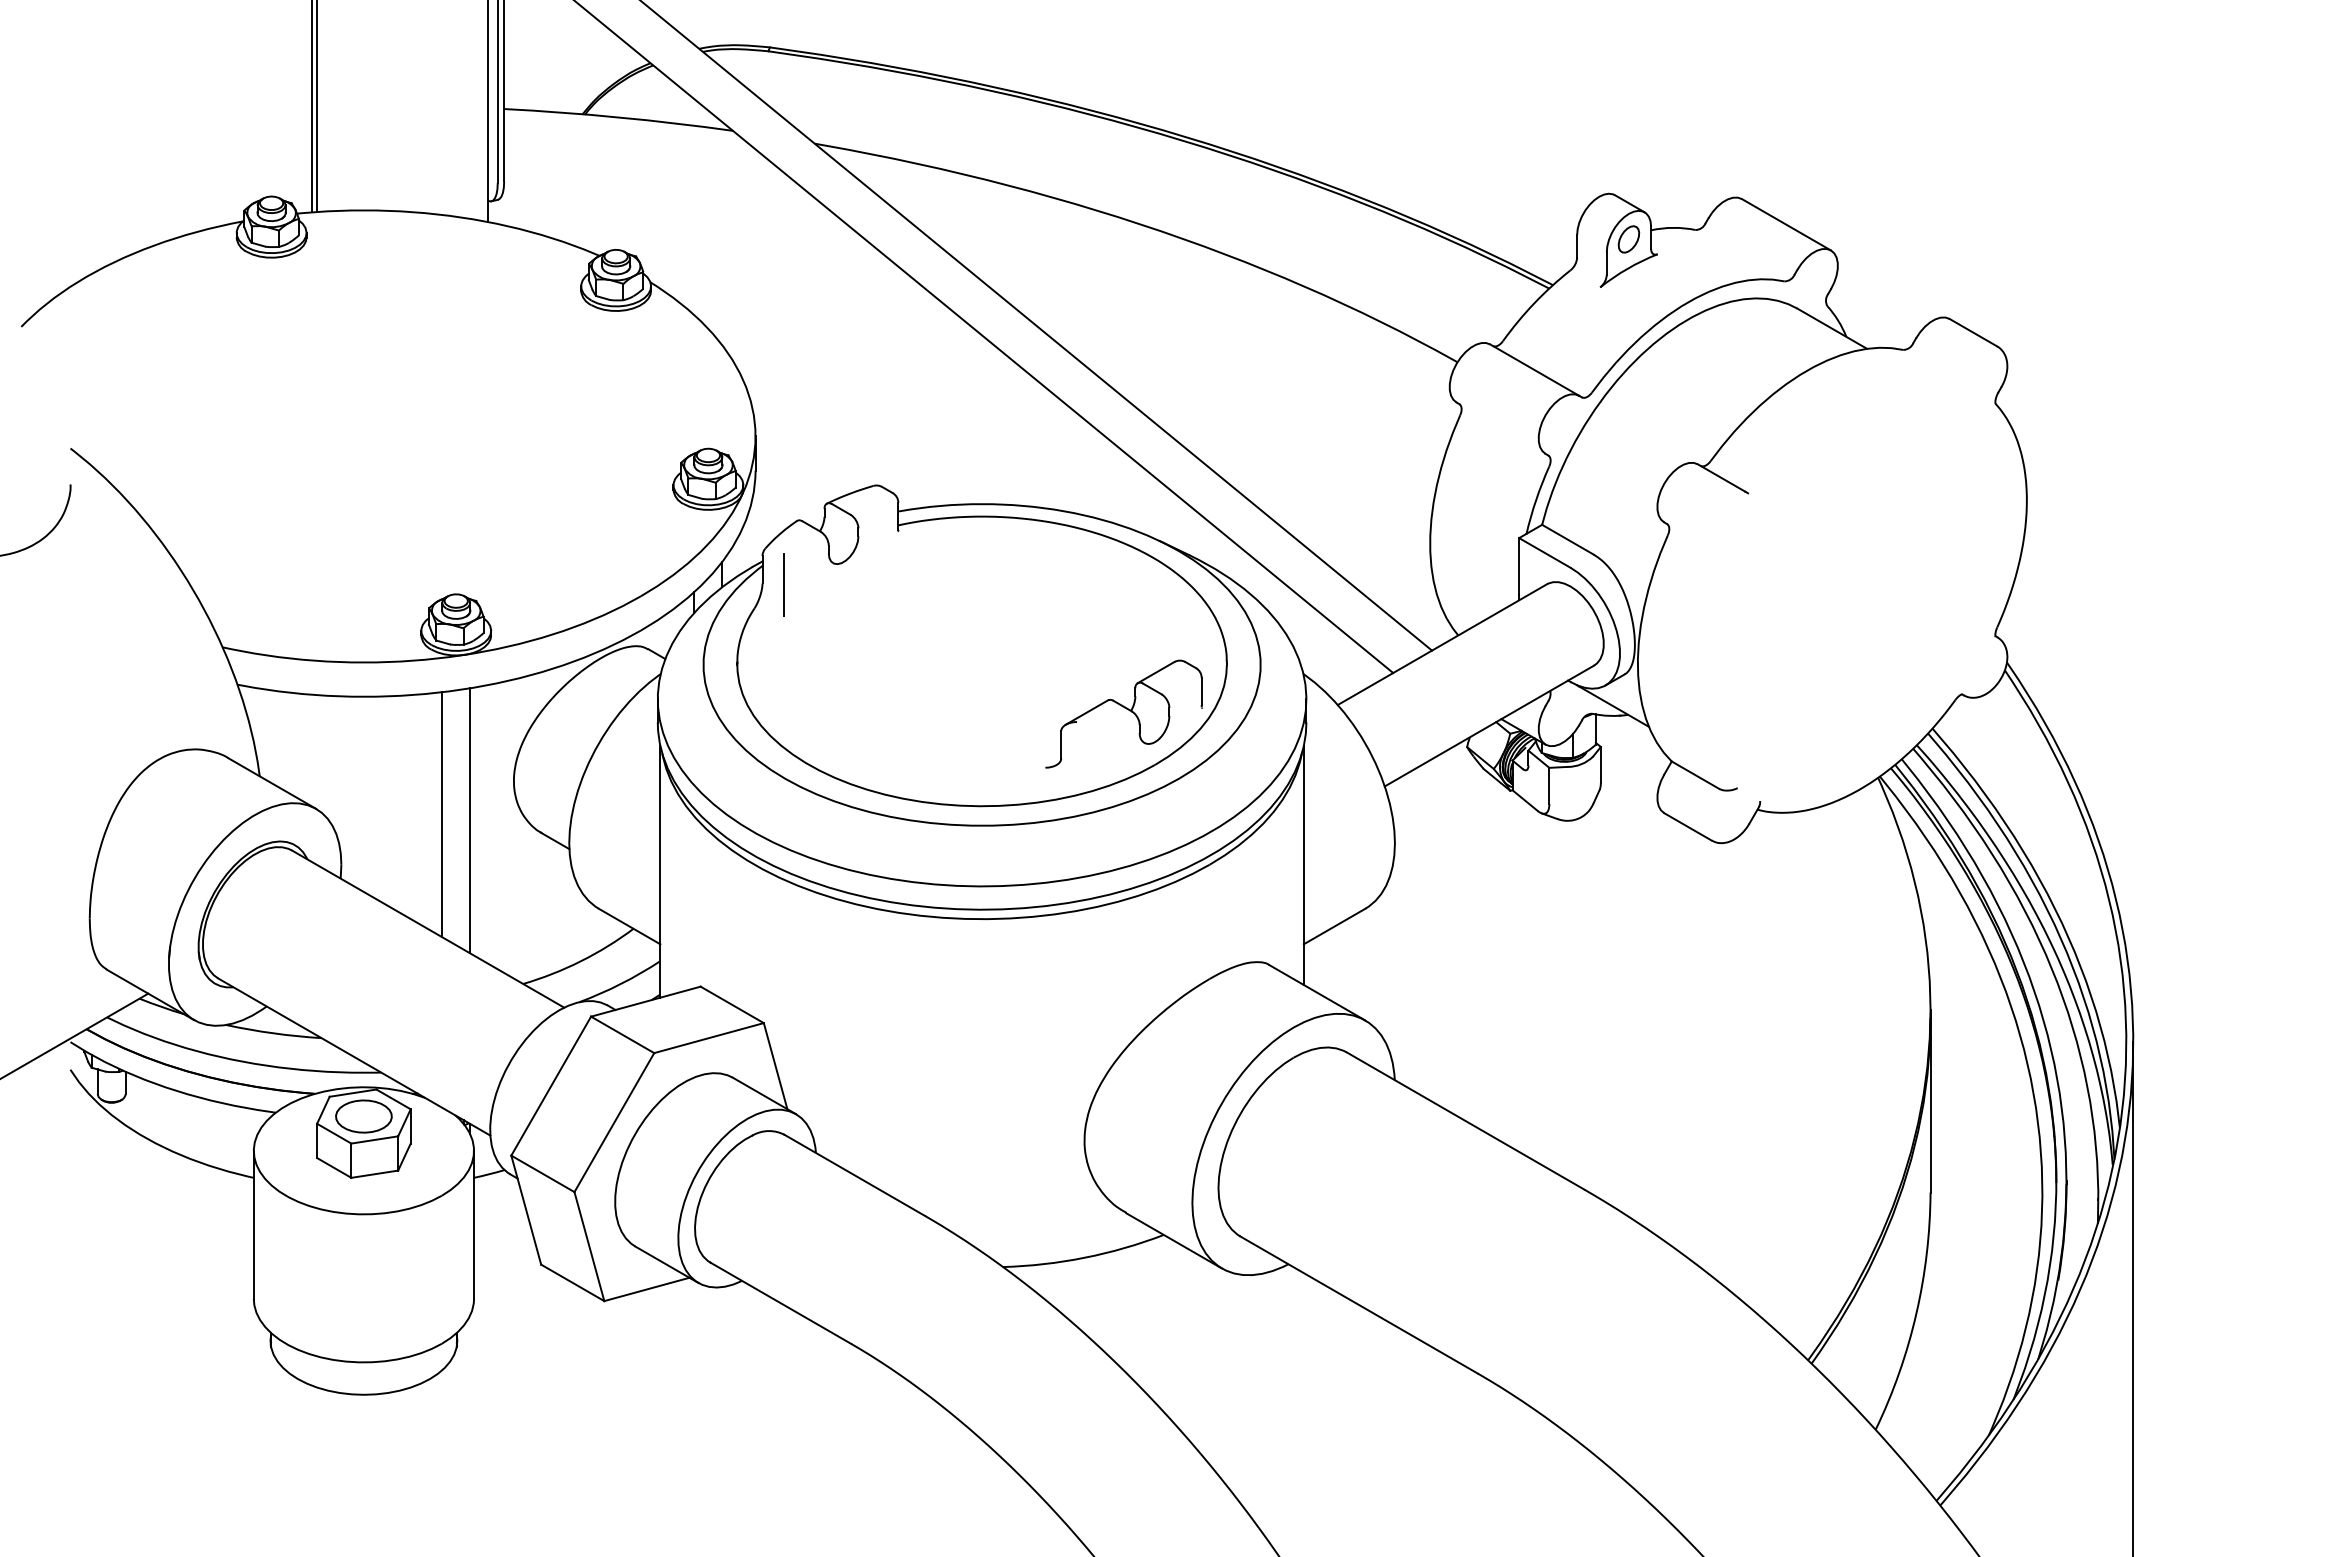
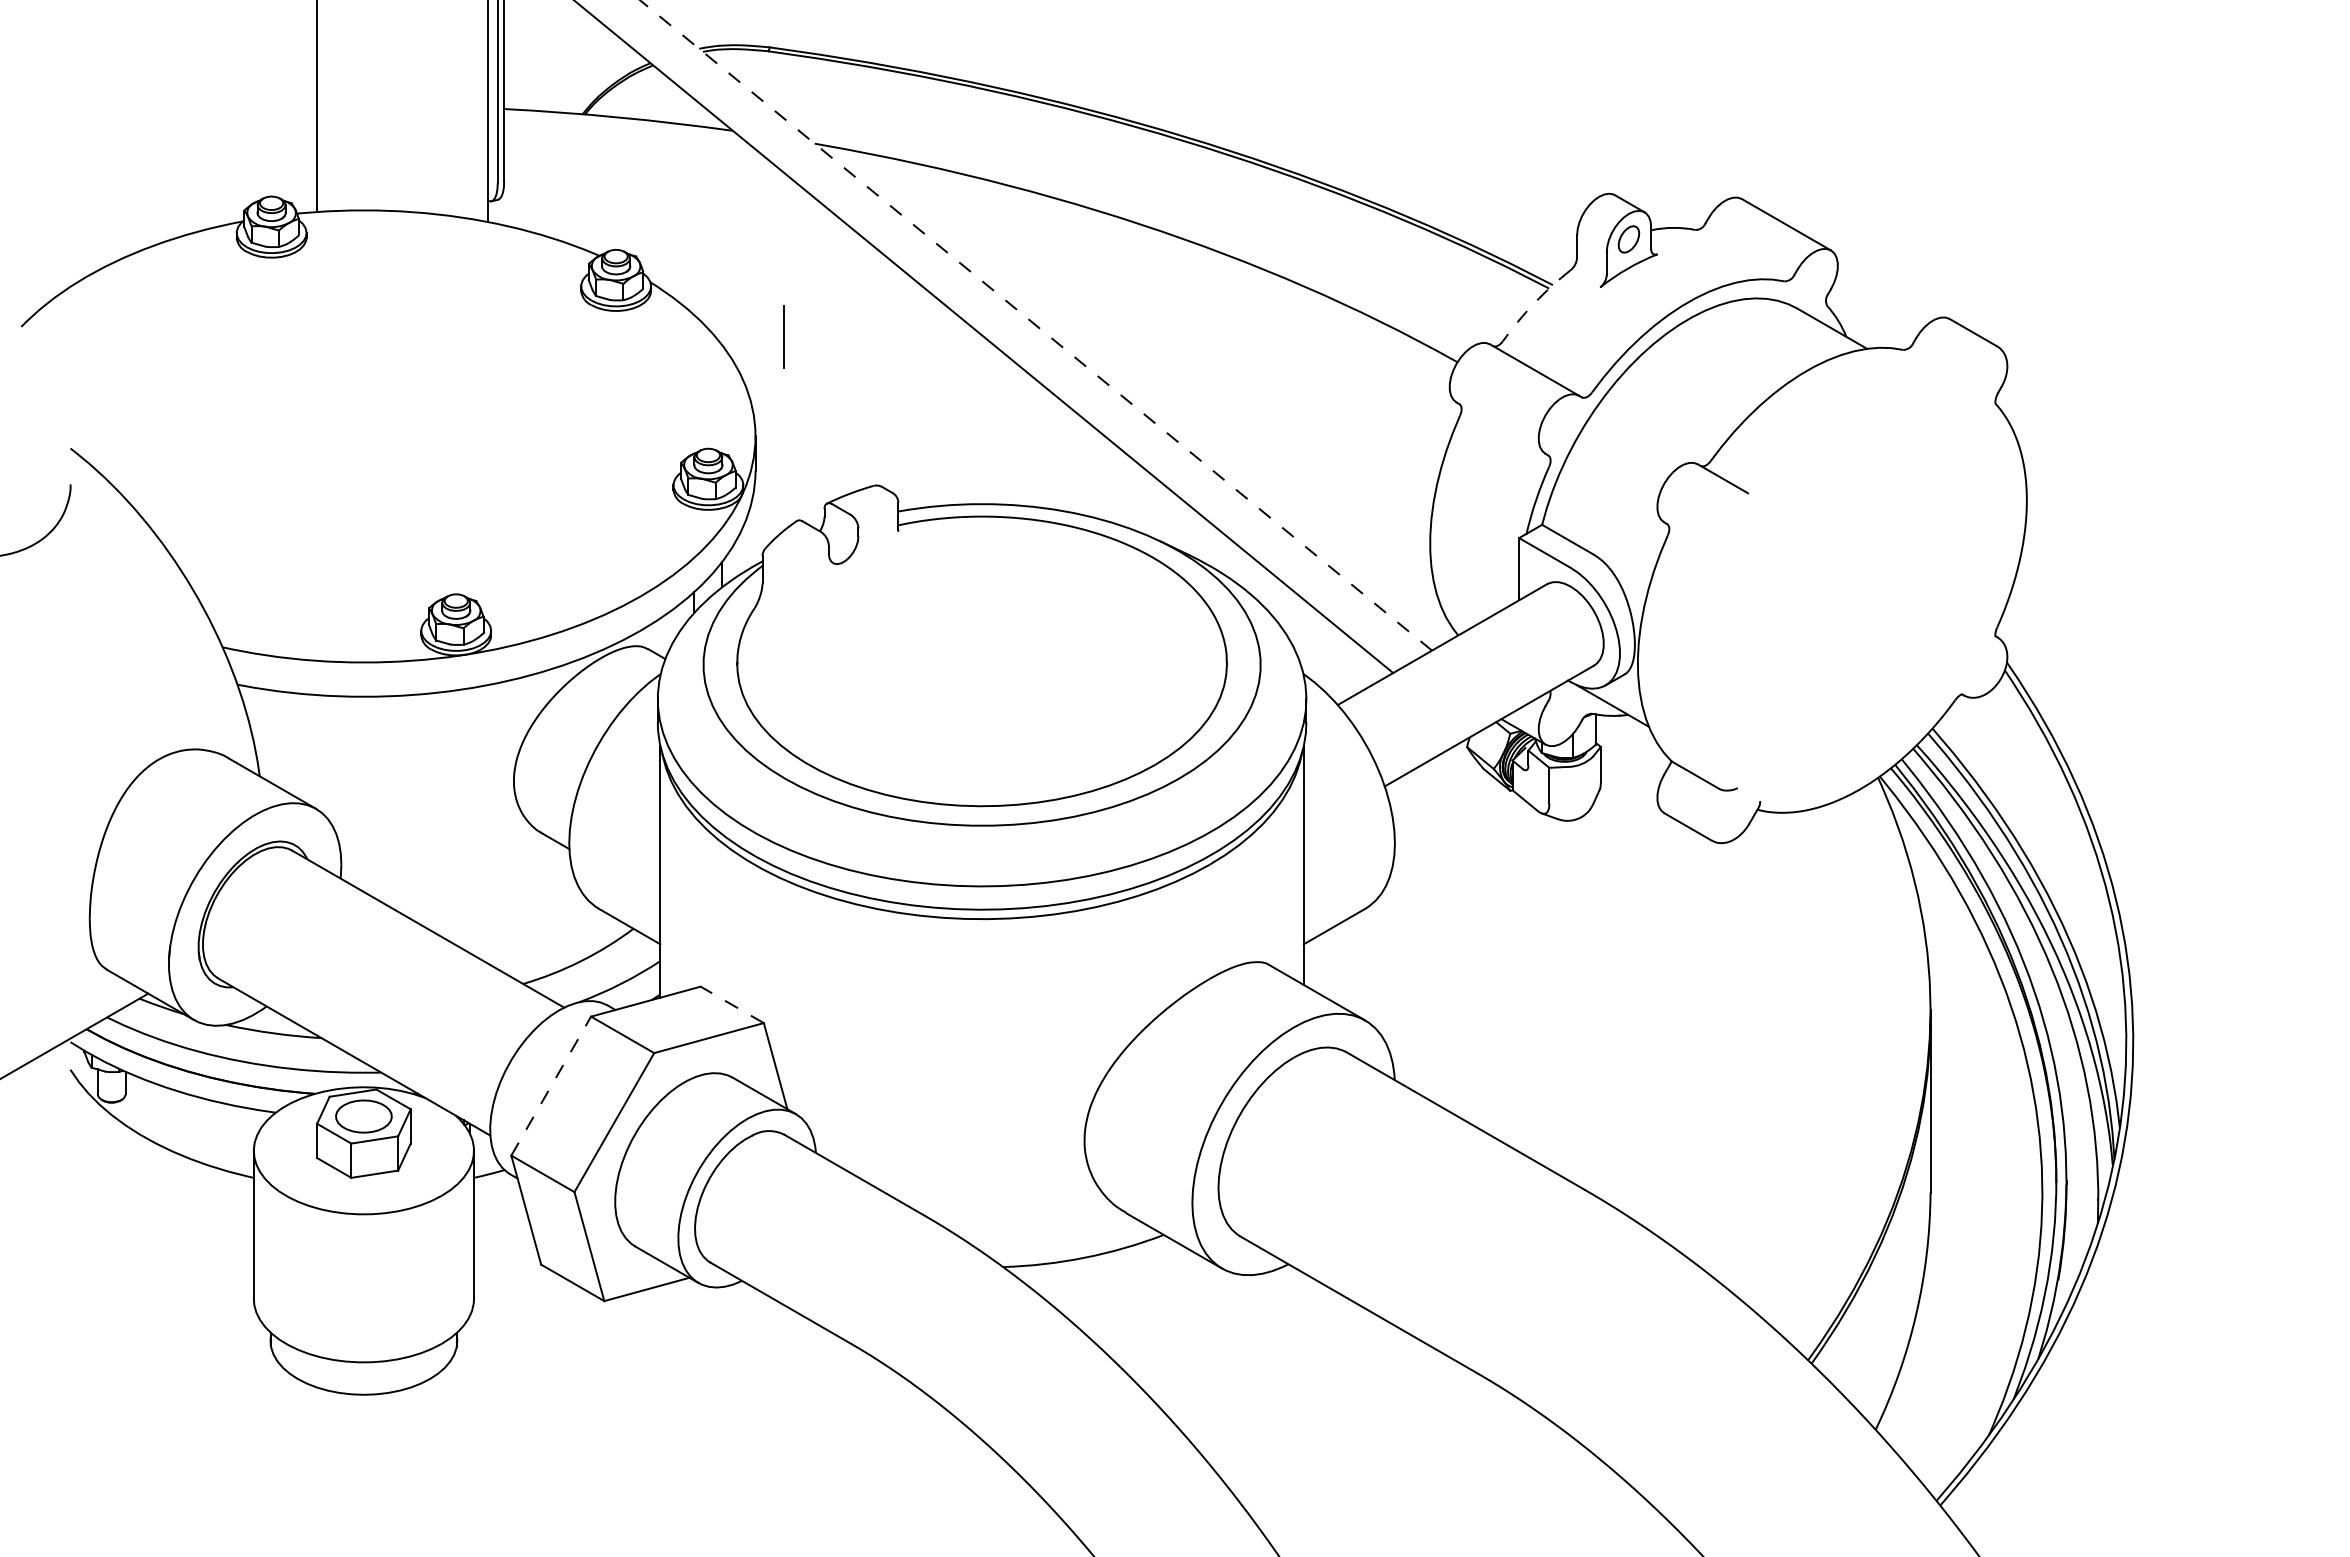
line: present -> none (311, 107)
arc: solid -> dashed (1534, 303)
line: solid -> dashed (1035, 325)
line position: (783, 584) -> (783, 336) (783, 336)
part: present -> none (1123, 713)
line: present -> none (442, 814)
line: present -> none (470, 820)
line: solid -> dashed (731, 1004)
line: solid -> dashed (551, 1085)
line: present -> none (2133, 1297)
